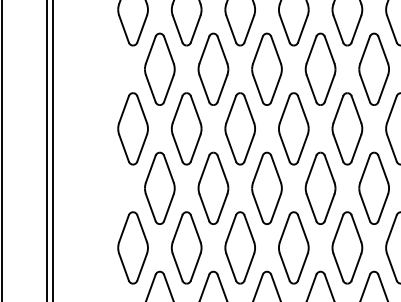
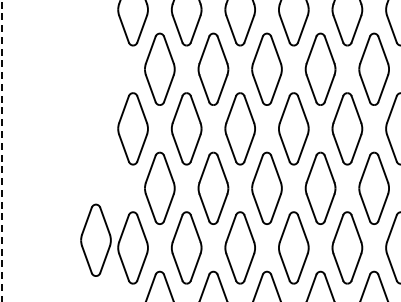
line: solid -> dashed (2, 150)
line: present -> none (46, 150)
line: present -> none (52, 150)
part: none -> present (95, 239)
